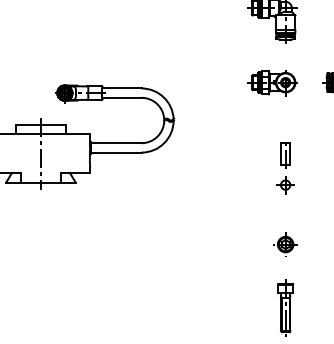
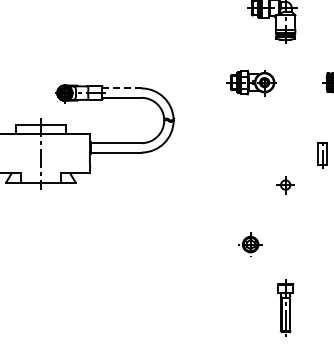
part position: (272, 83) -> (251, 83) (251, 83)
line: solid -> dashed (122, 88)
part position: (285, 155) -> (322, 155) (322, 155)
part position: (285, 244) -> (250, 244) (250, 244)
